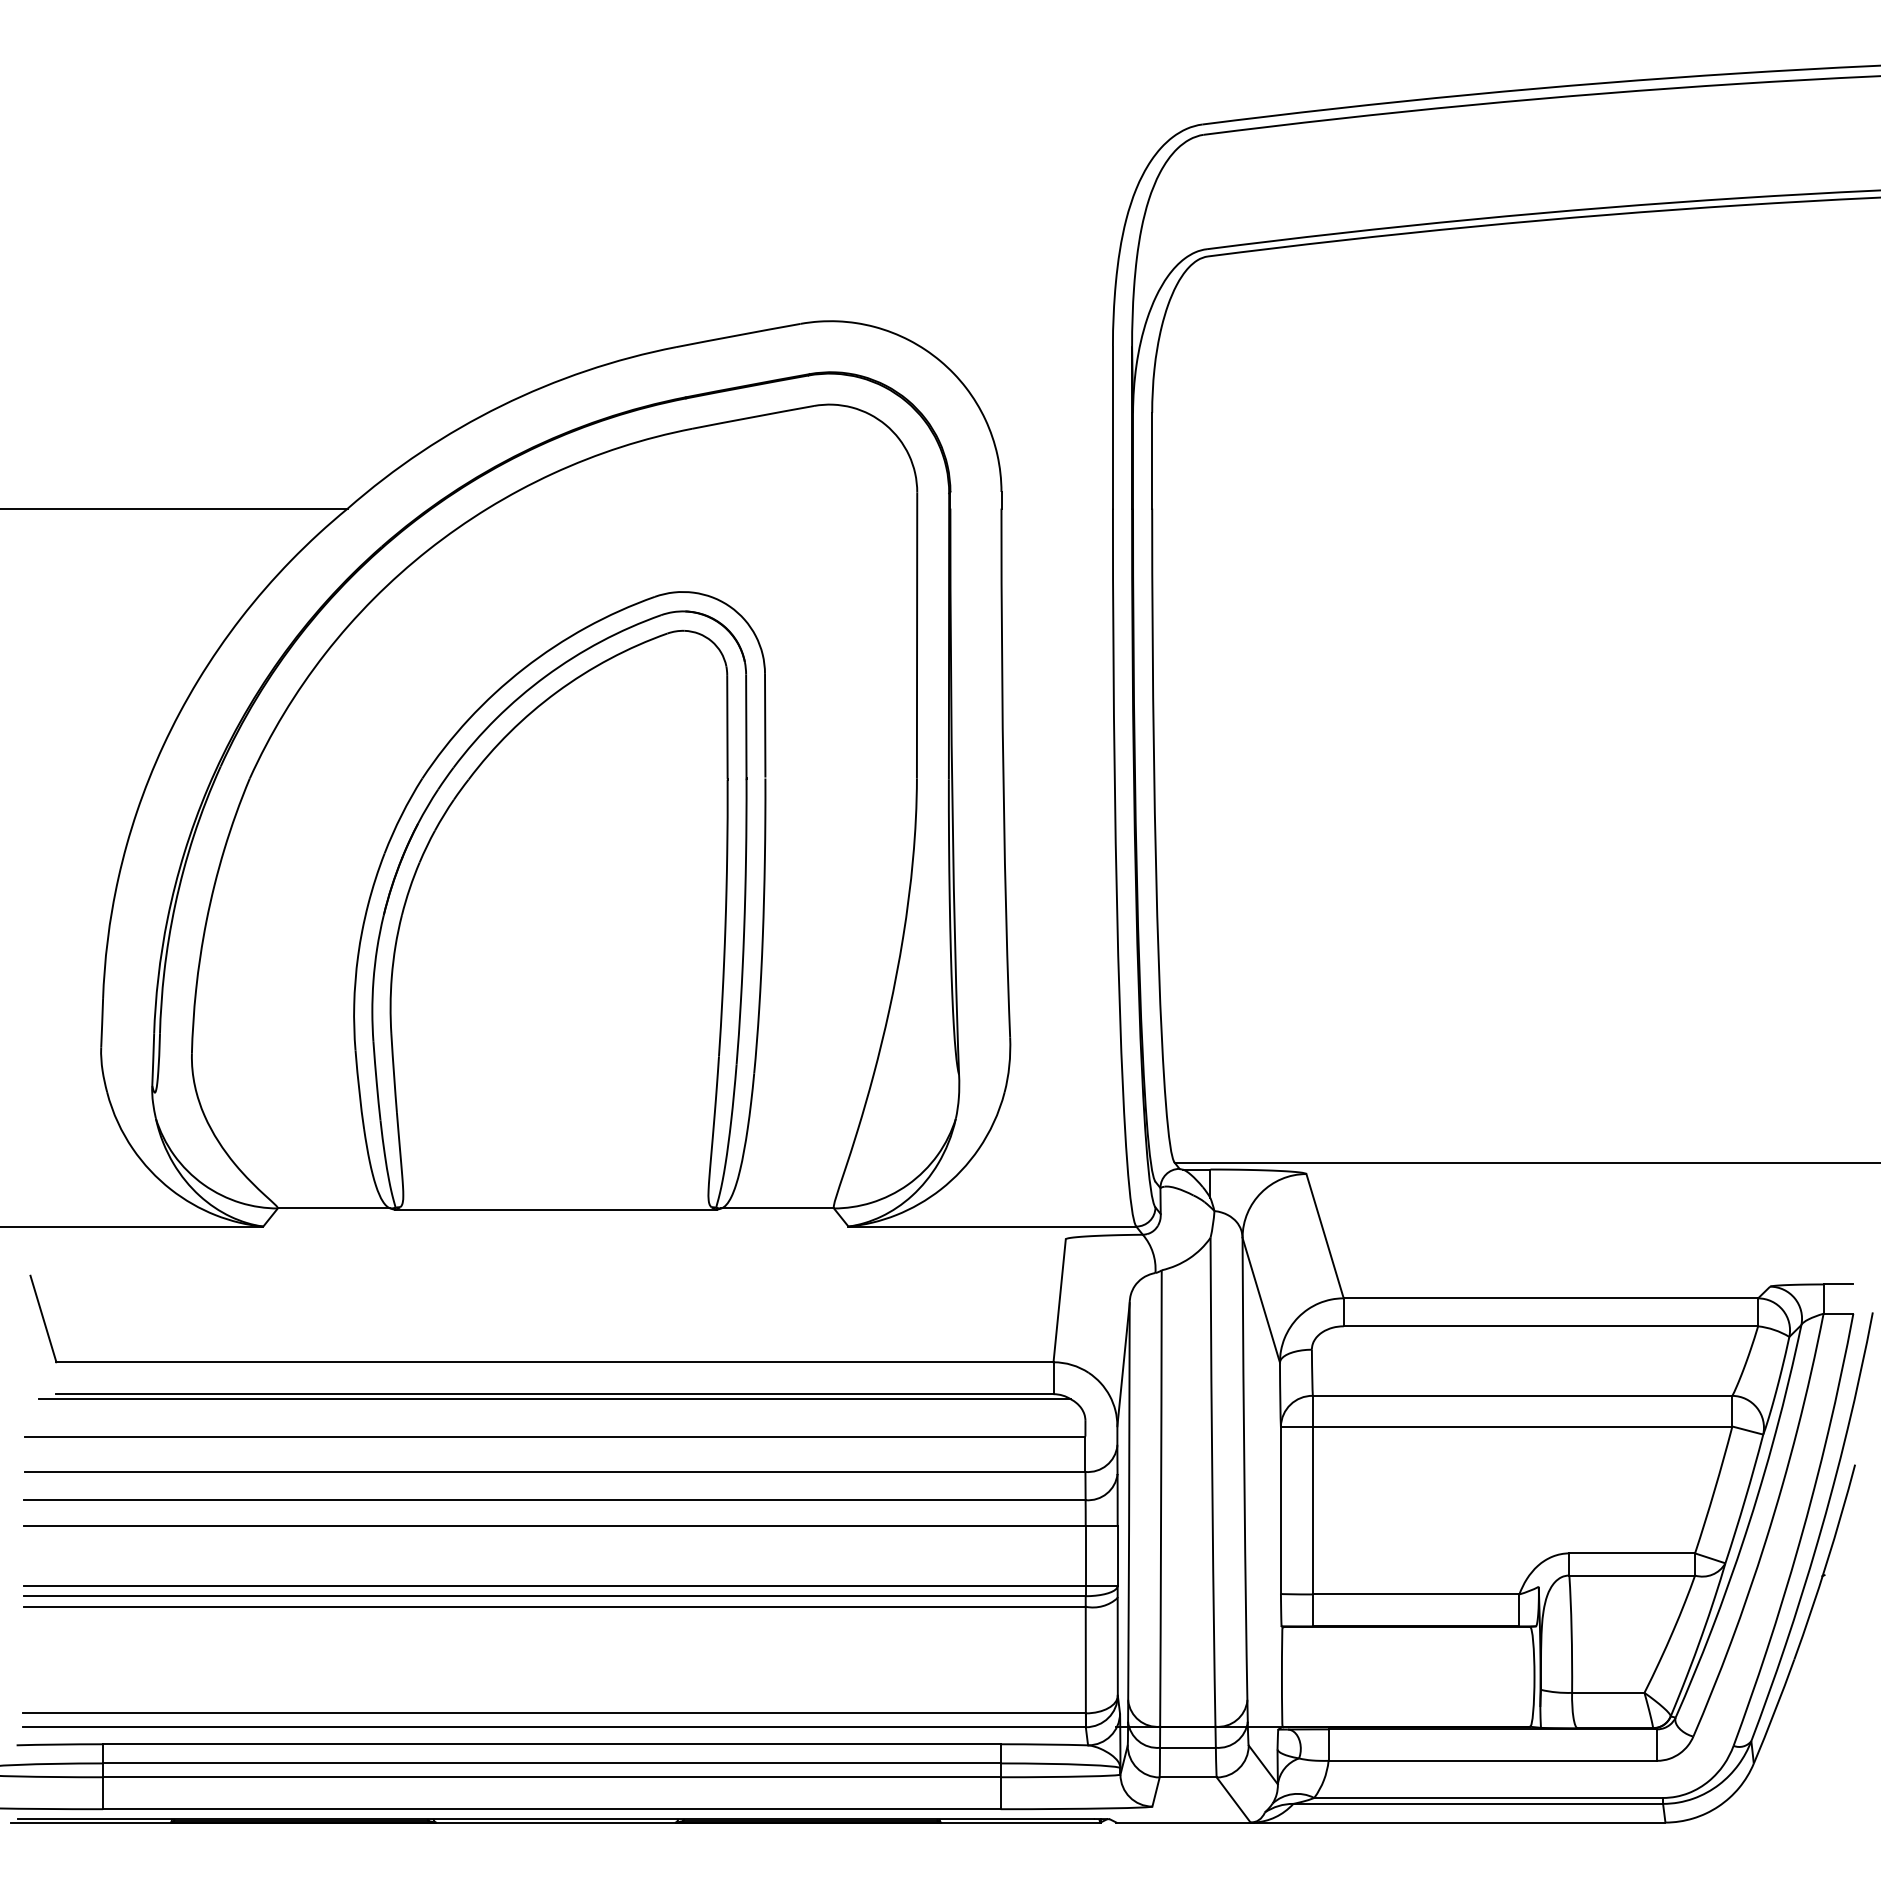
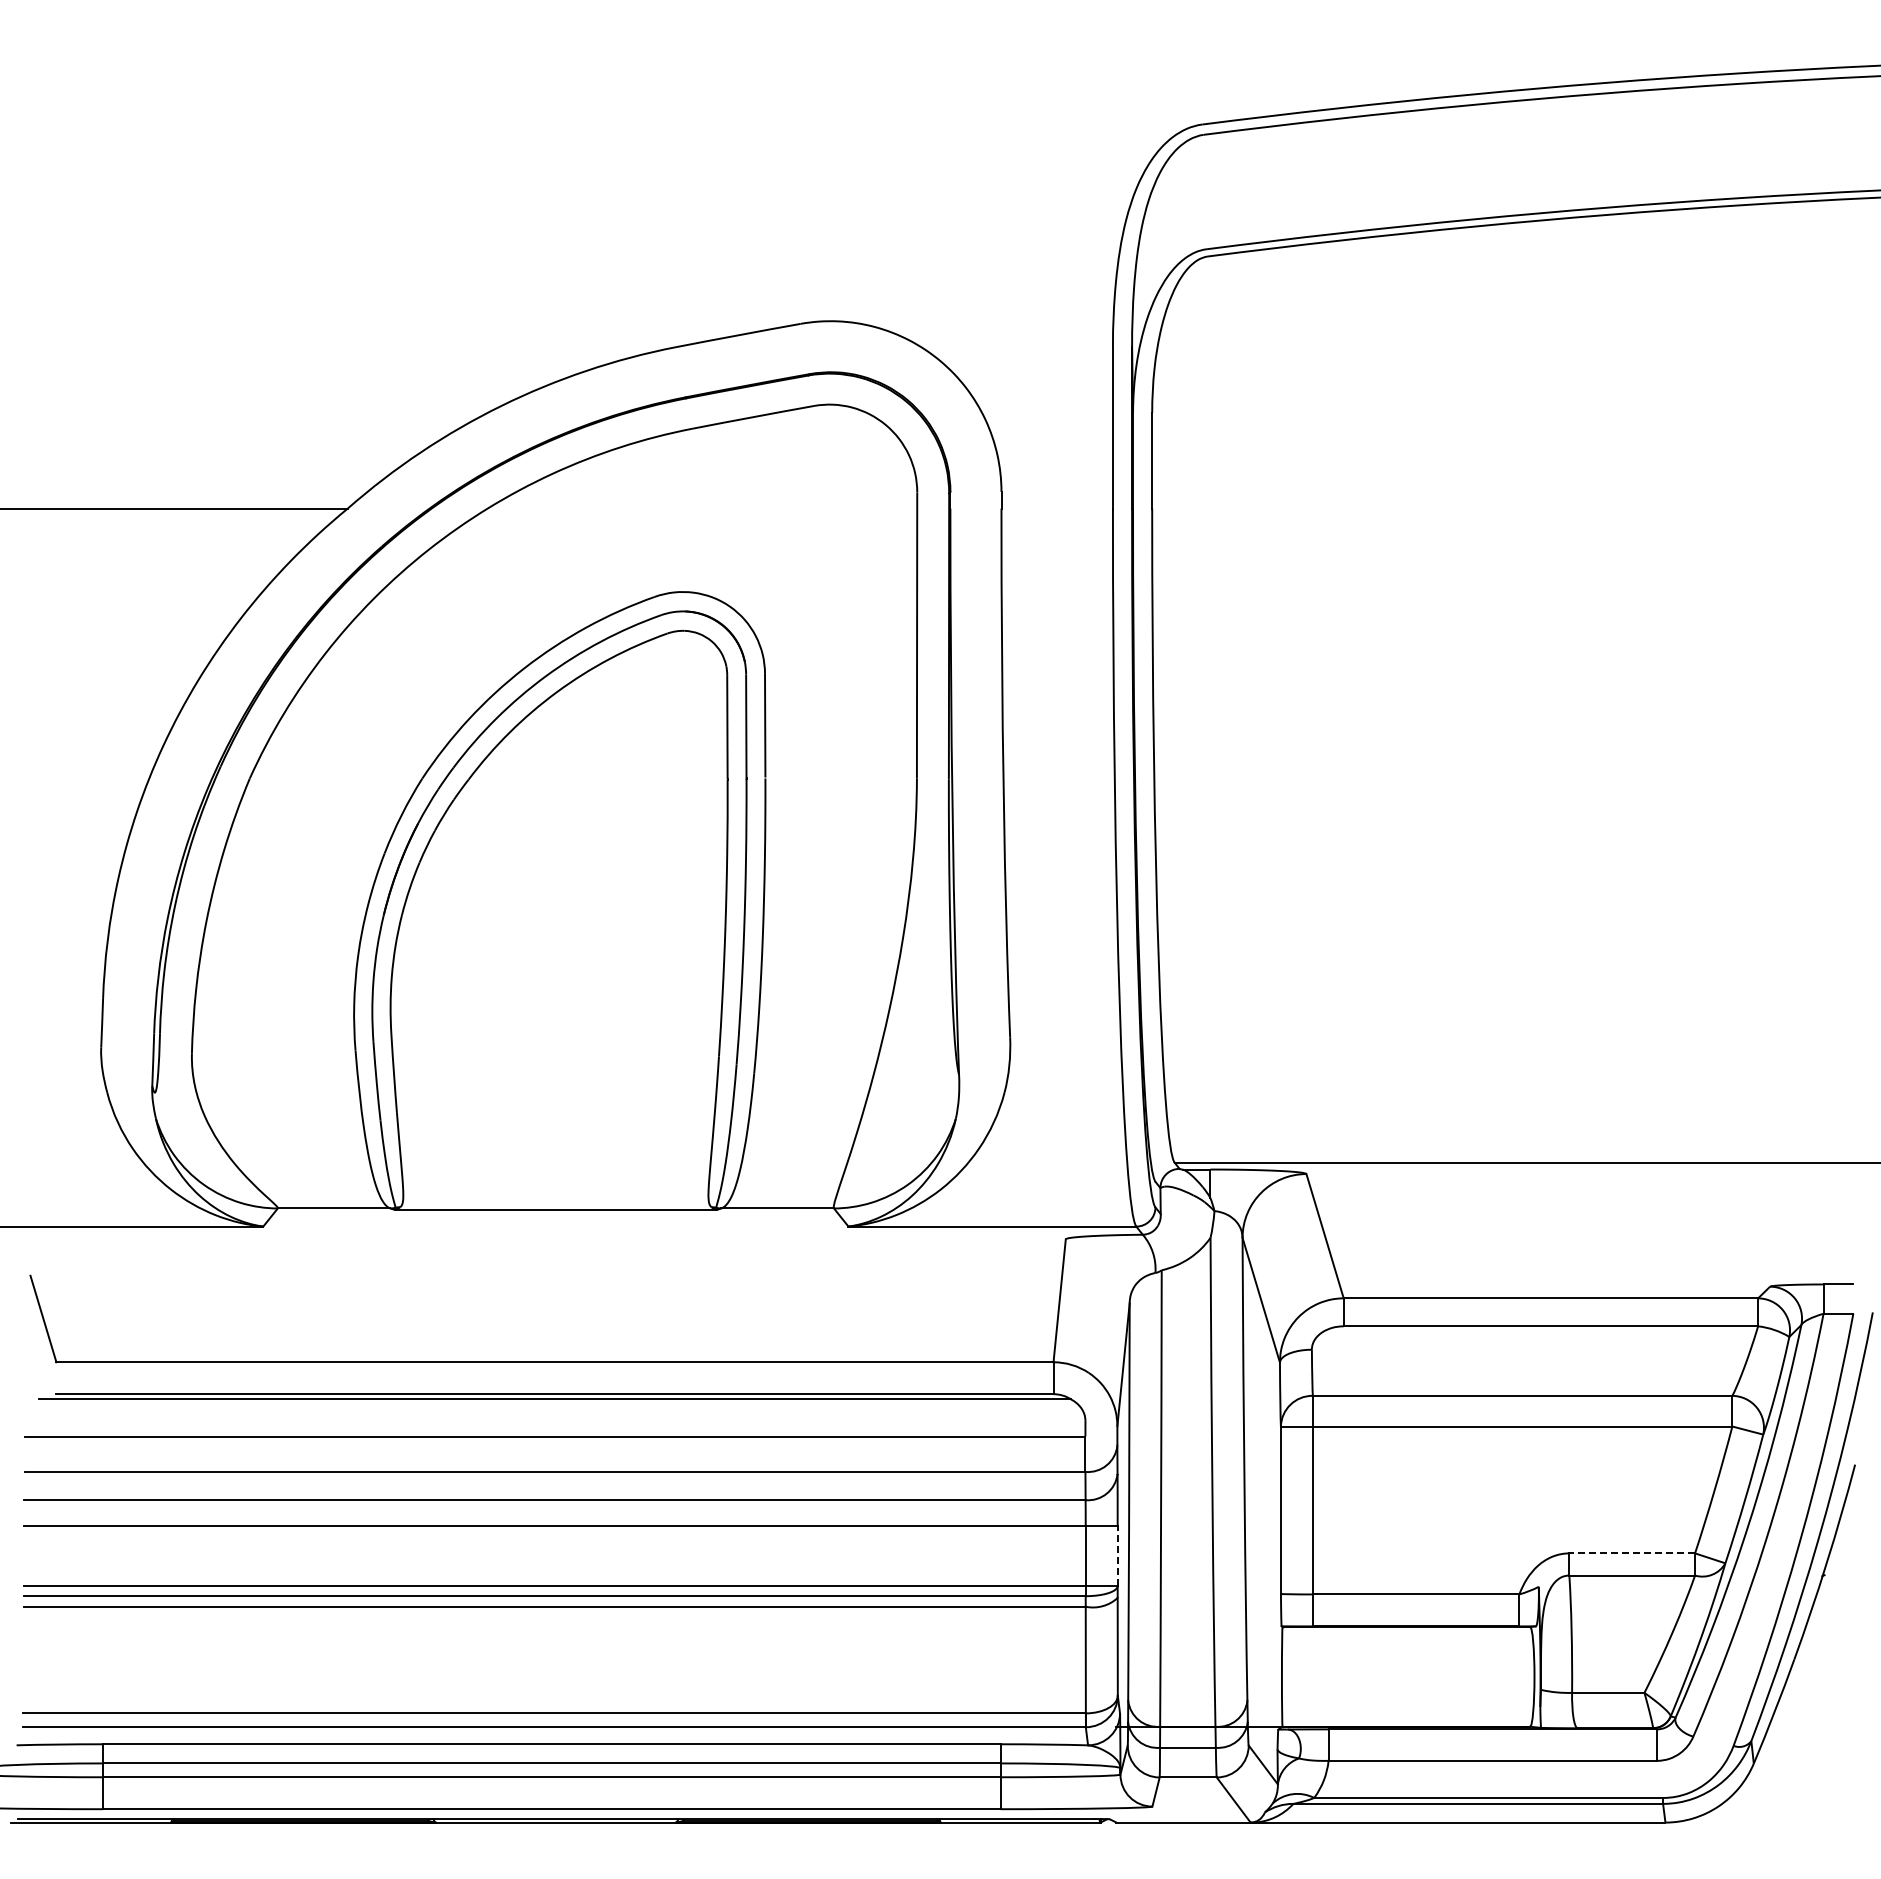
line: solid -> dashed (1632, 1553)
line: solid -> dashed (1117, 1556)
